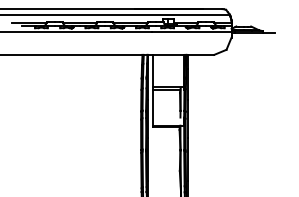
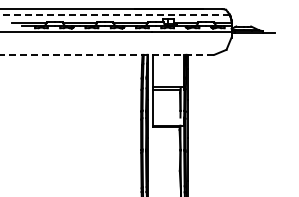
line: solid -> dashed (114, 14)
line: solid -> dashed (107, 54)
